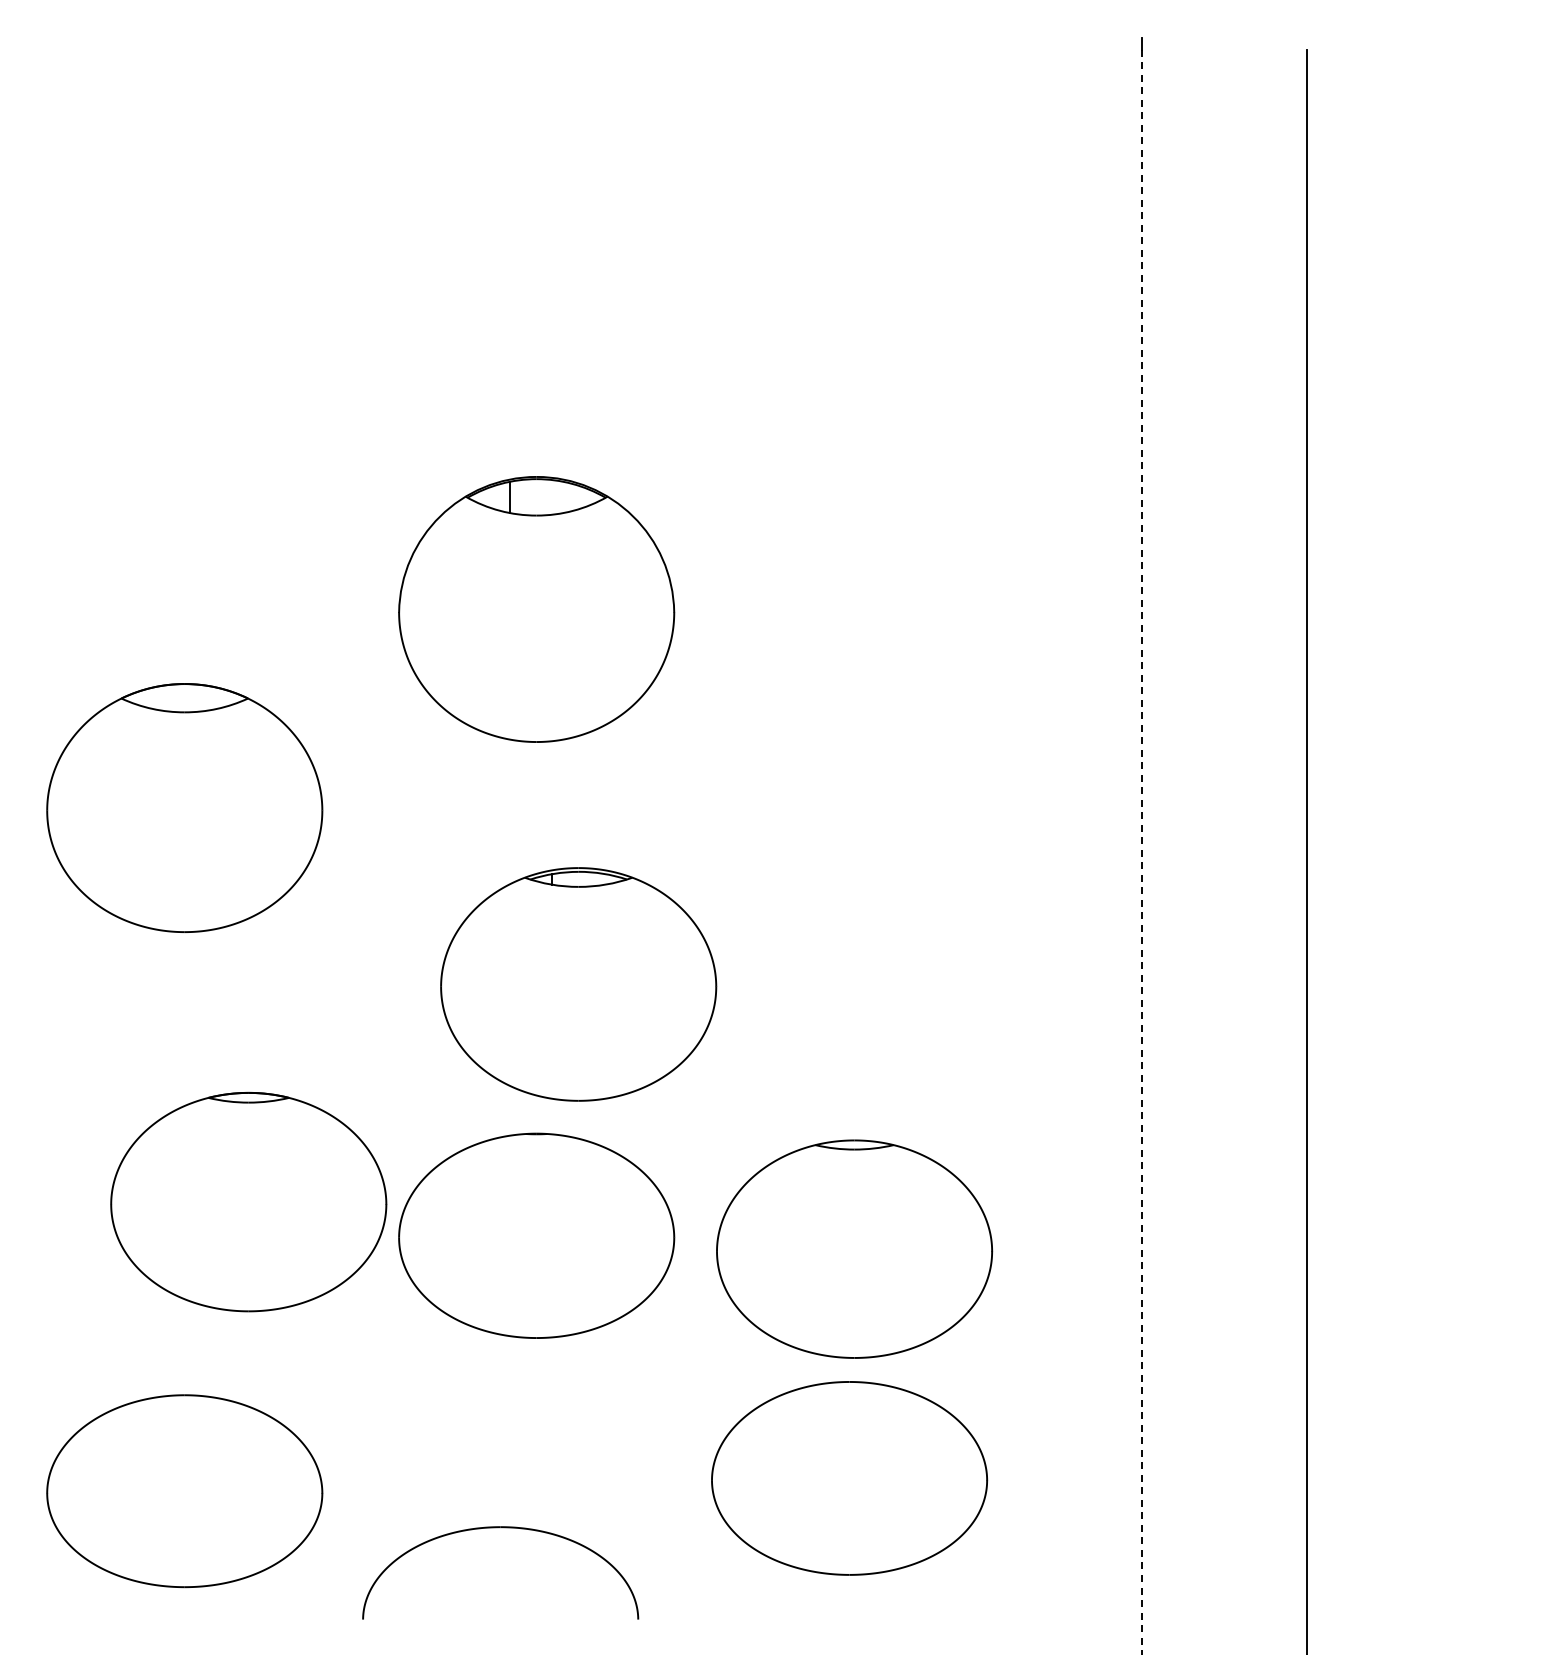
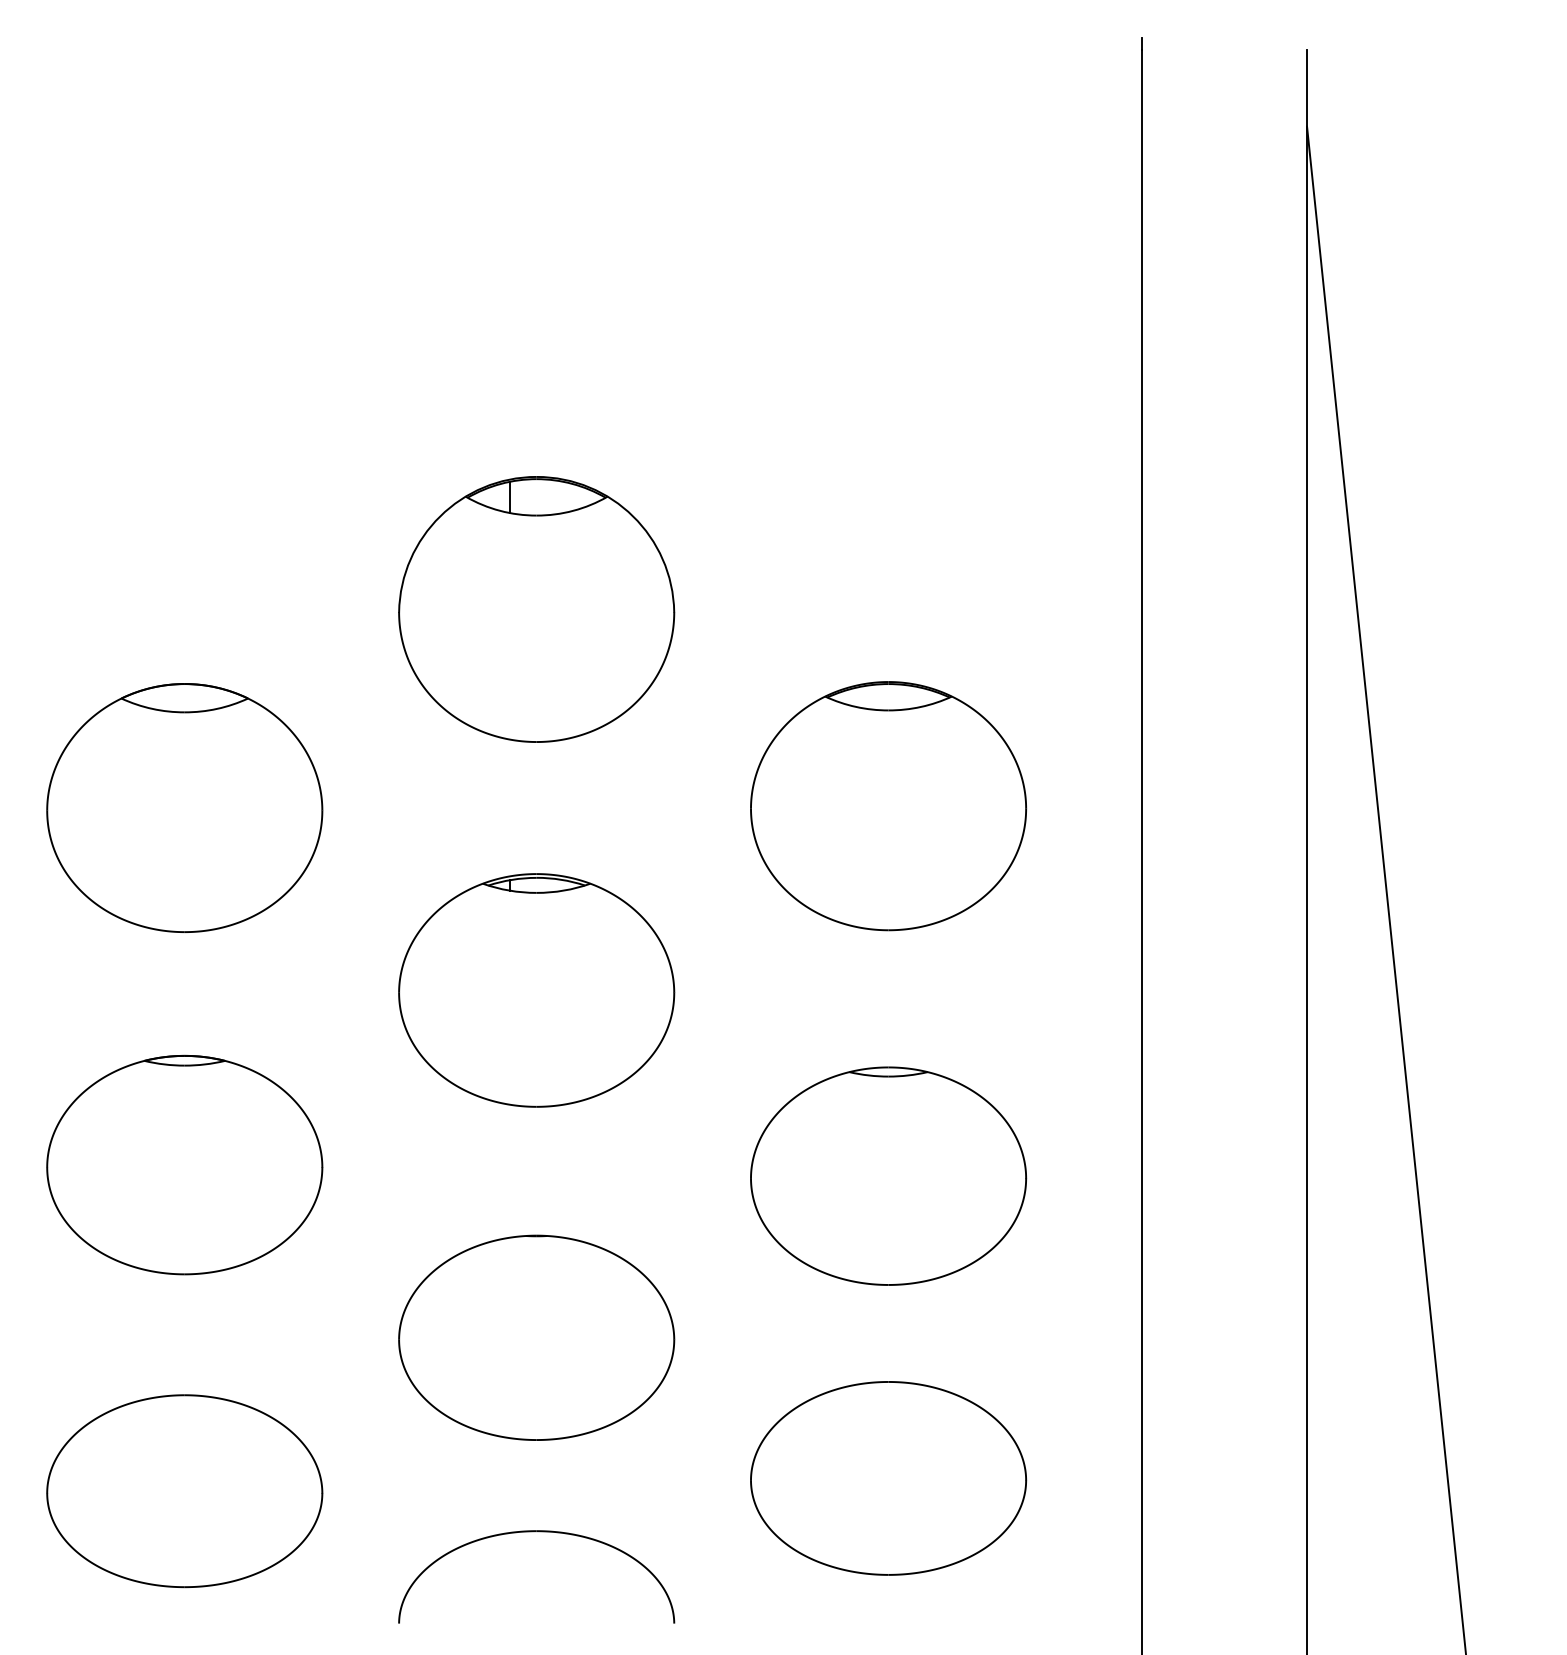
part: none -> present (888, 806)
line: dashed -> solid (1141, 852)
line: none -> present (1386, 888)
part position: (578, 984) -> (536, 990) (536, 990)
part position: (248, 1201) -> (184, 1164) (184, 1164)
part position: (536, 1235) -> (536, 1337) (536, 1337)
part position: (854, 1248) -> (888, 1175) (888, 1175)
part position: (849, 1478) -> (888, 1478) (888, 1478)
part position: (500, 1528) -> (536, 1532) (536, 1532)
